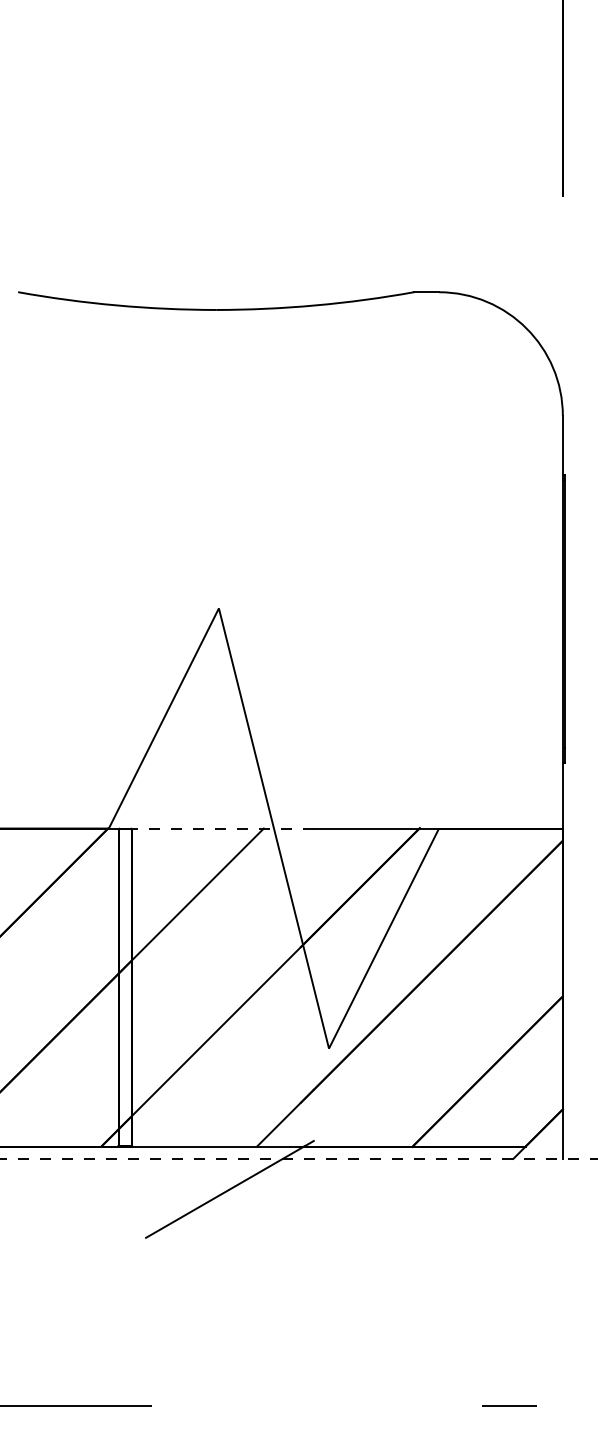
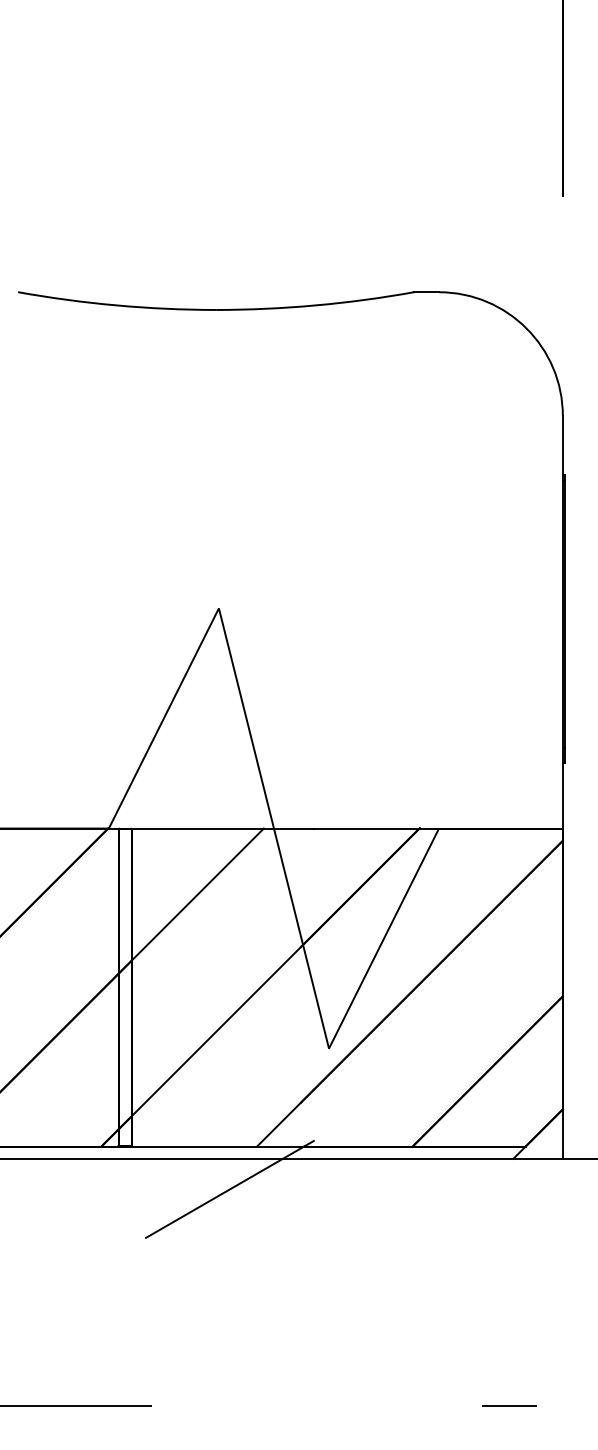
line: dashed -> solid (222, 828)
line: dashed -> solid (298, 1158)
